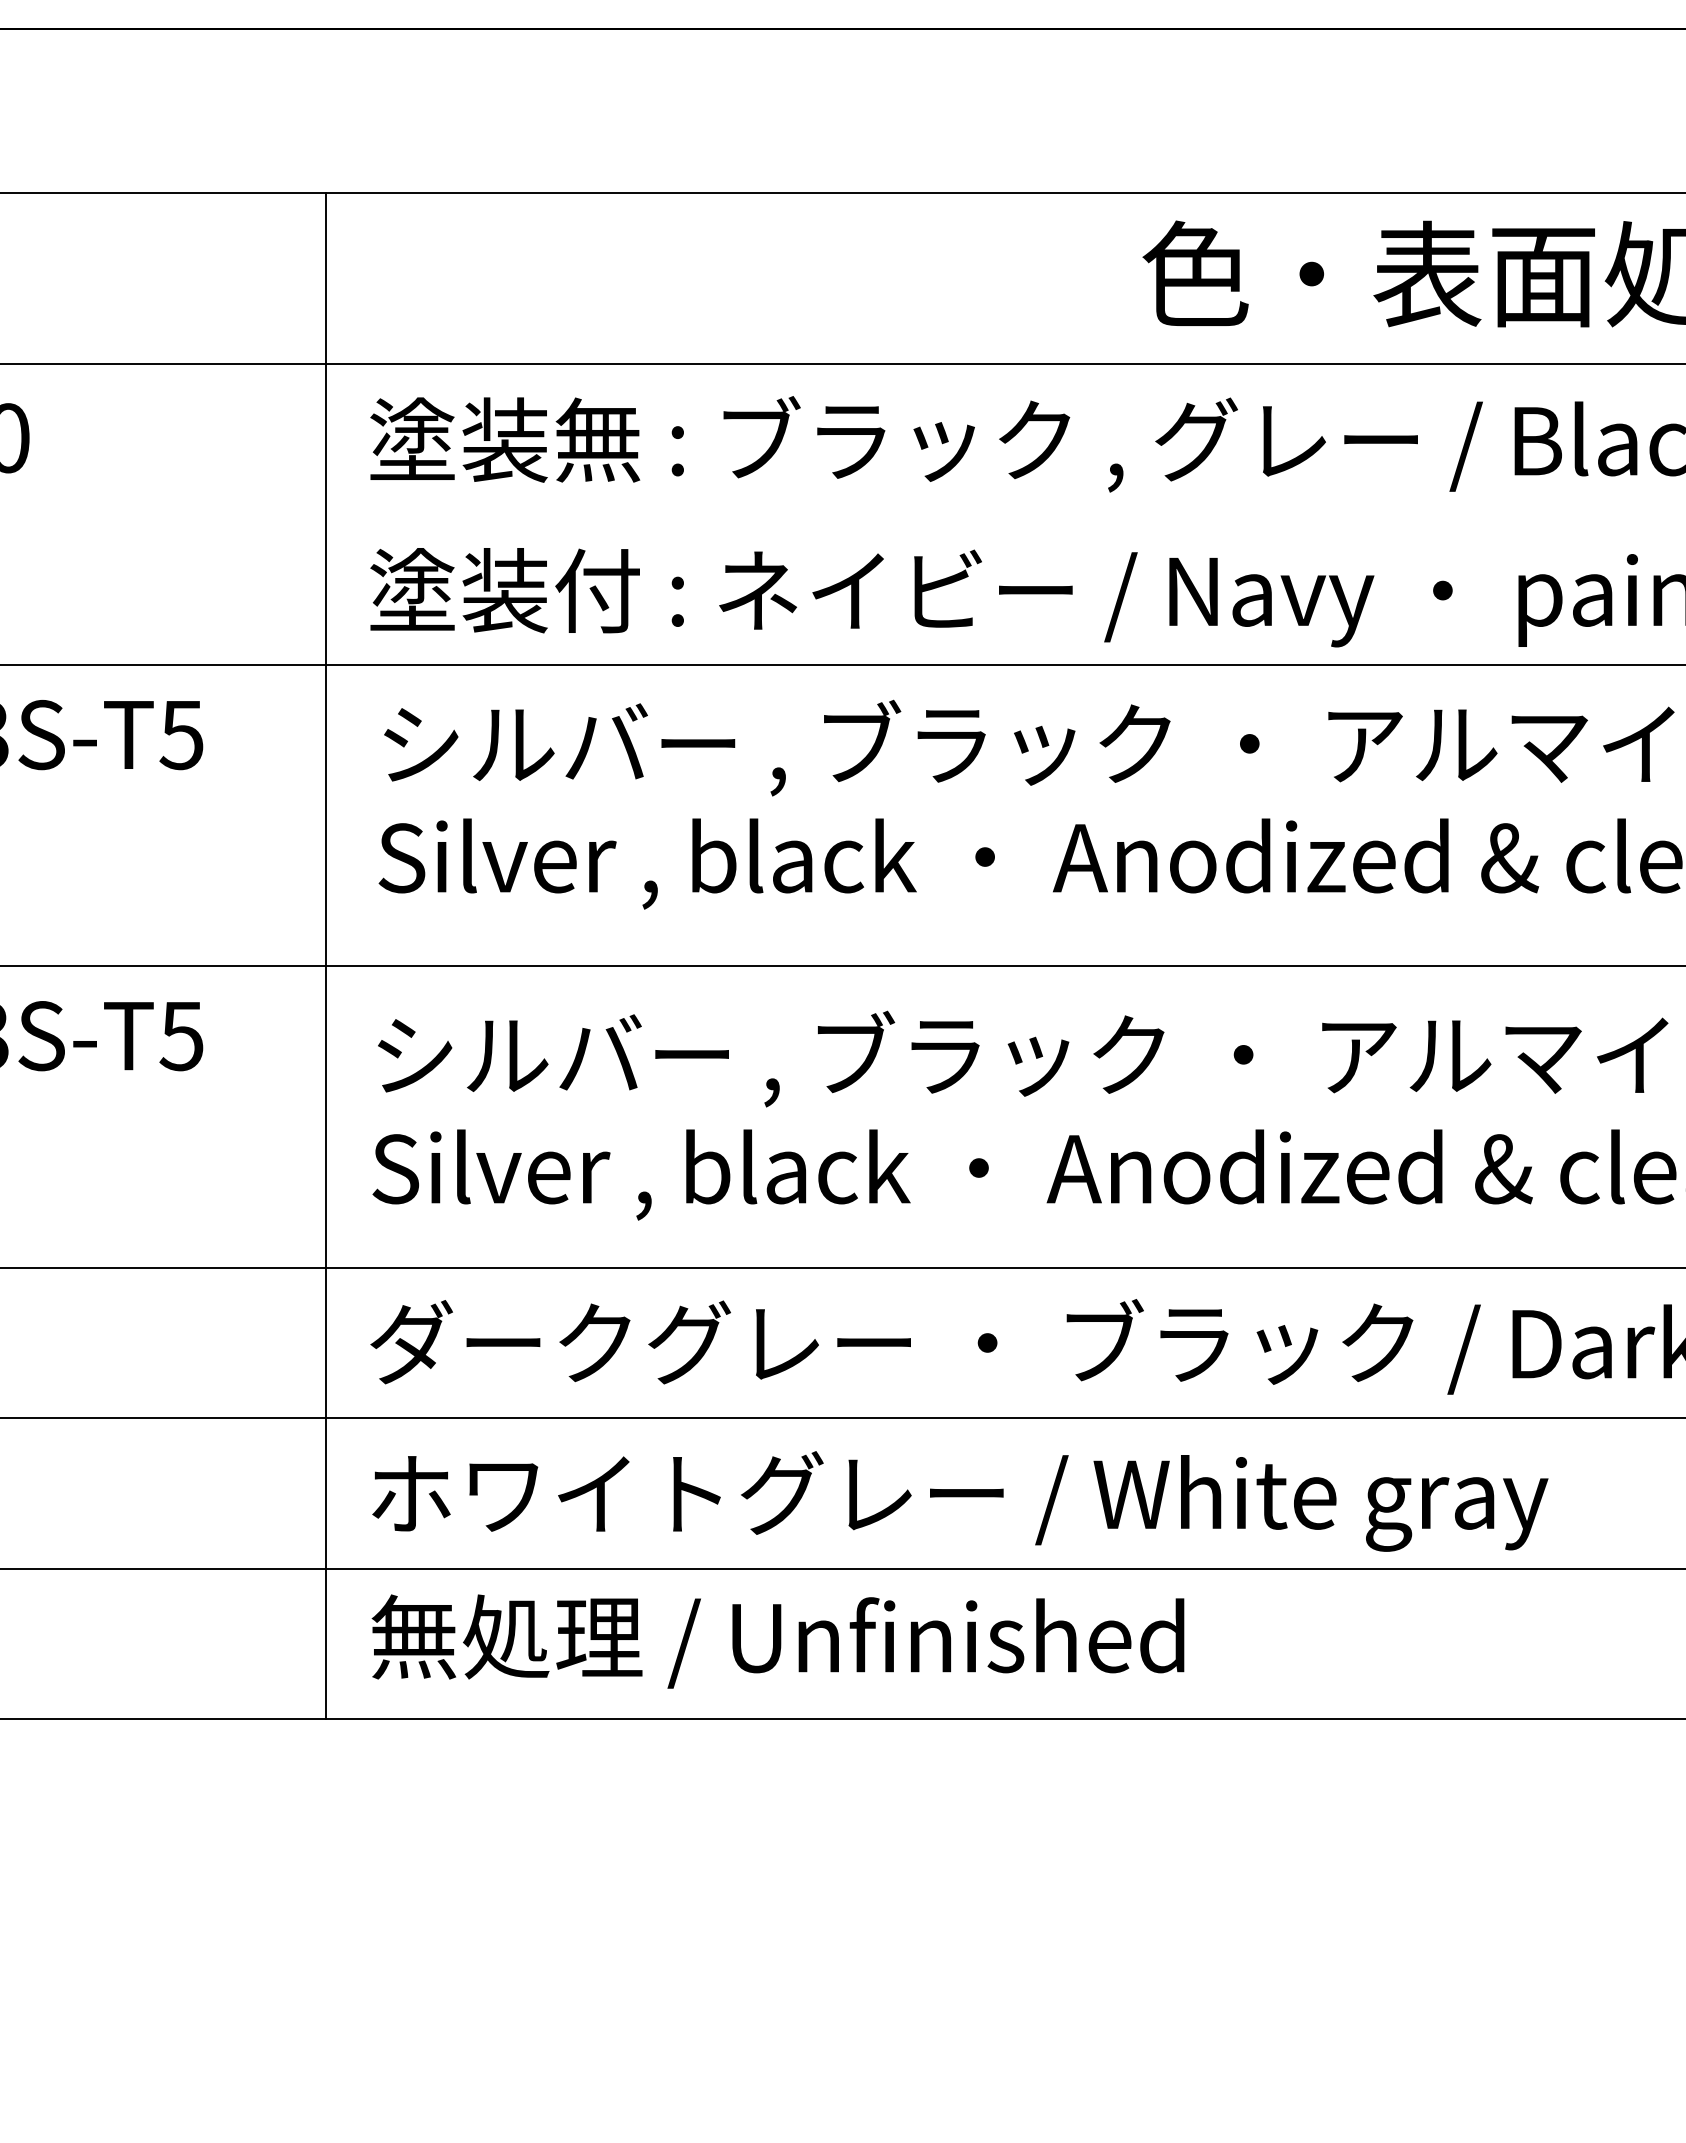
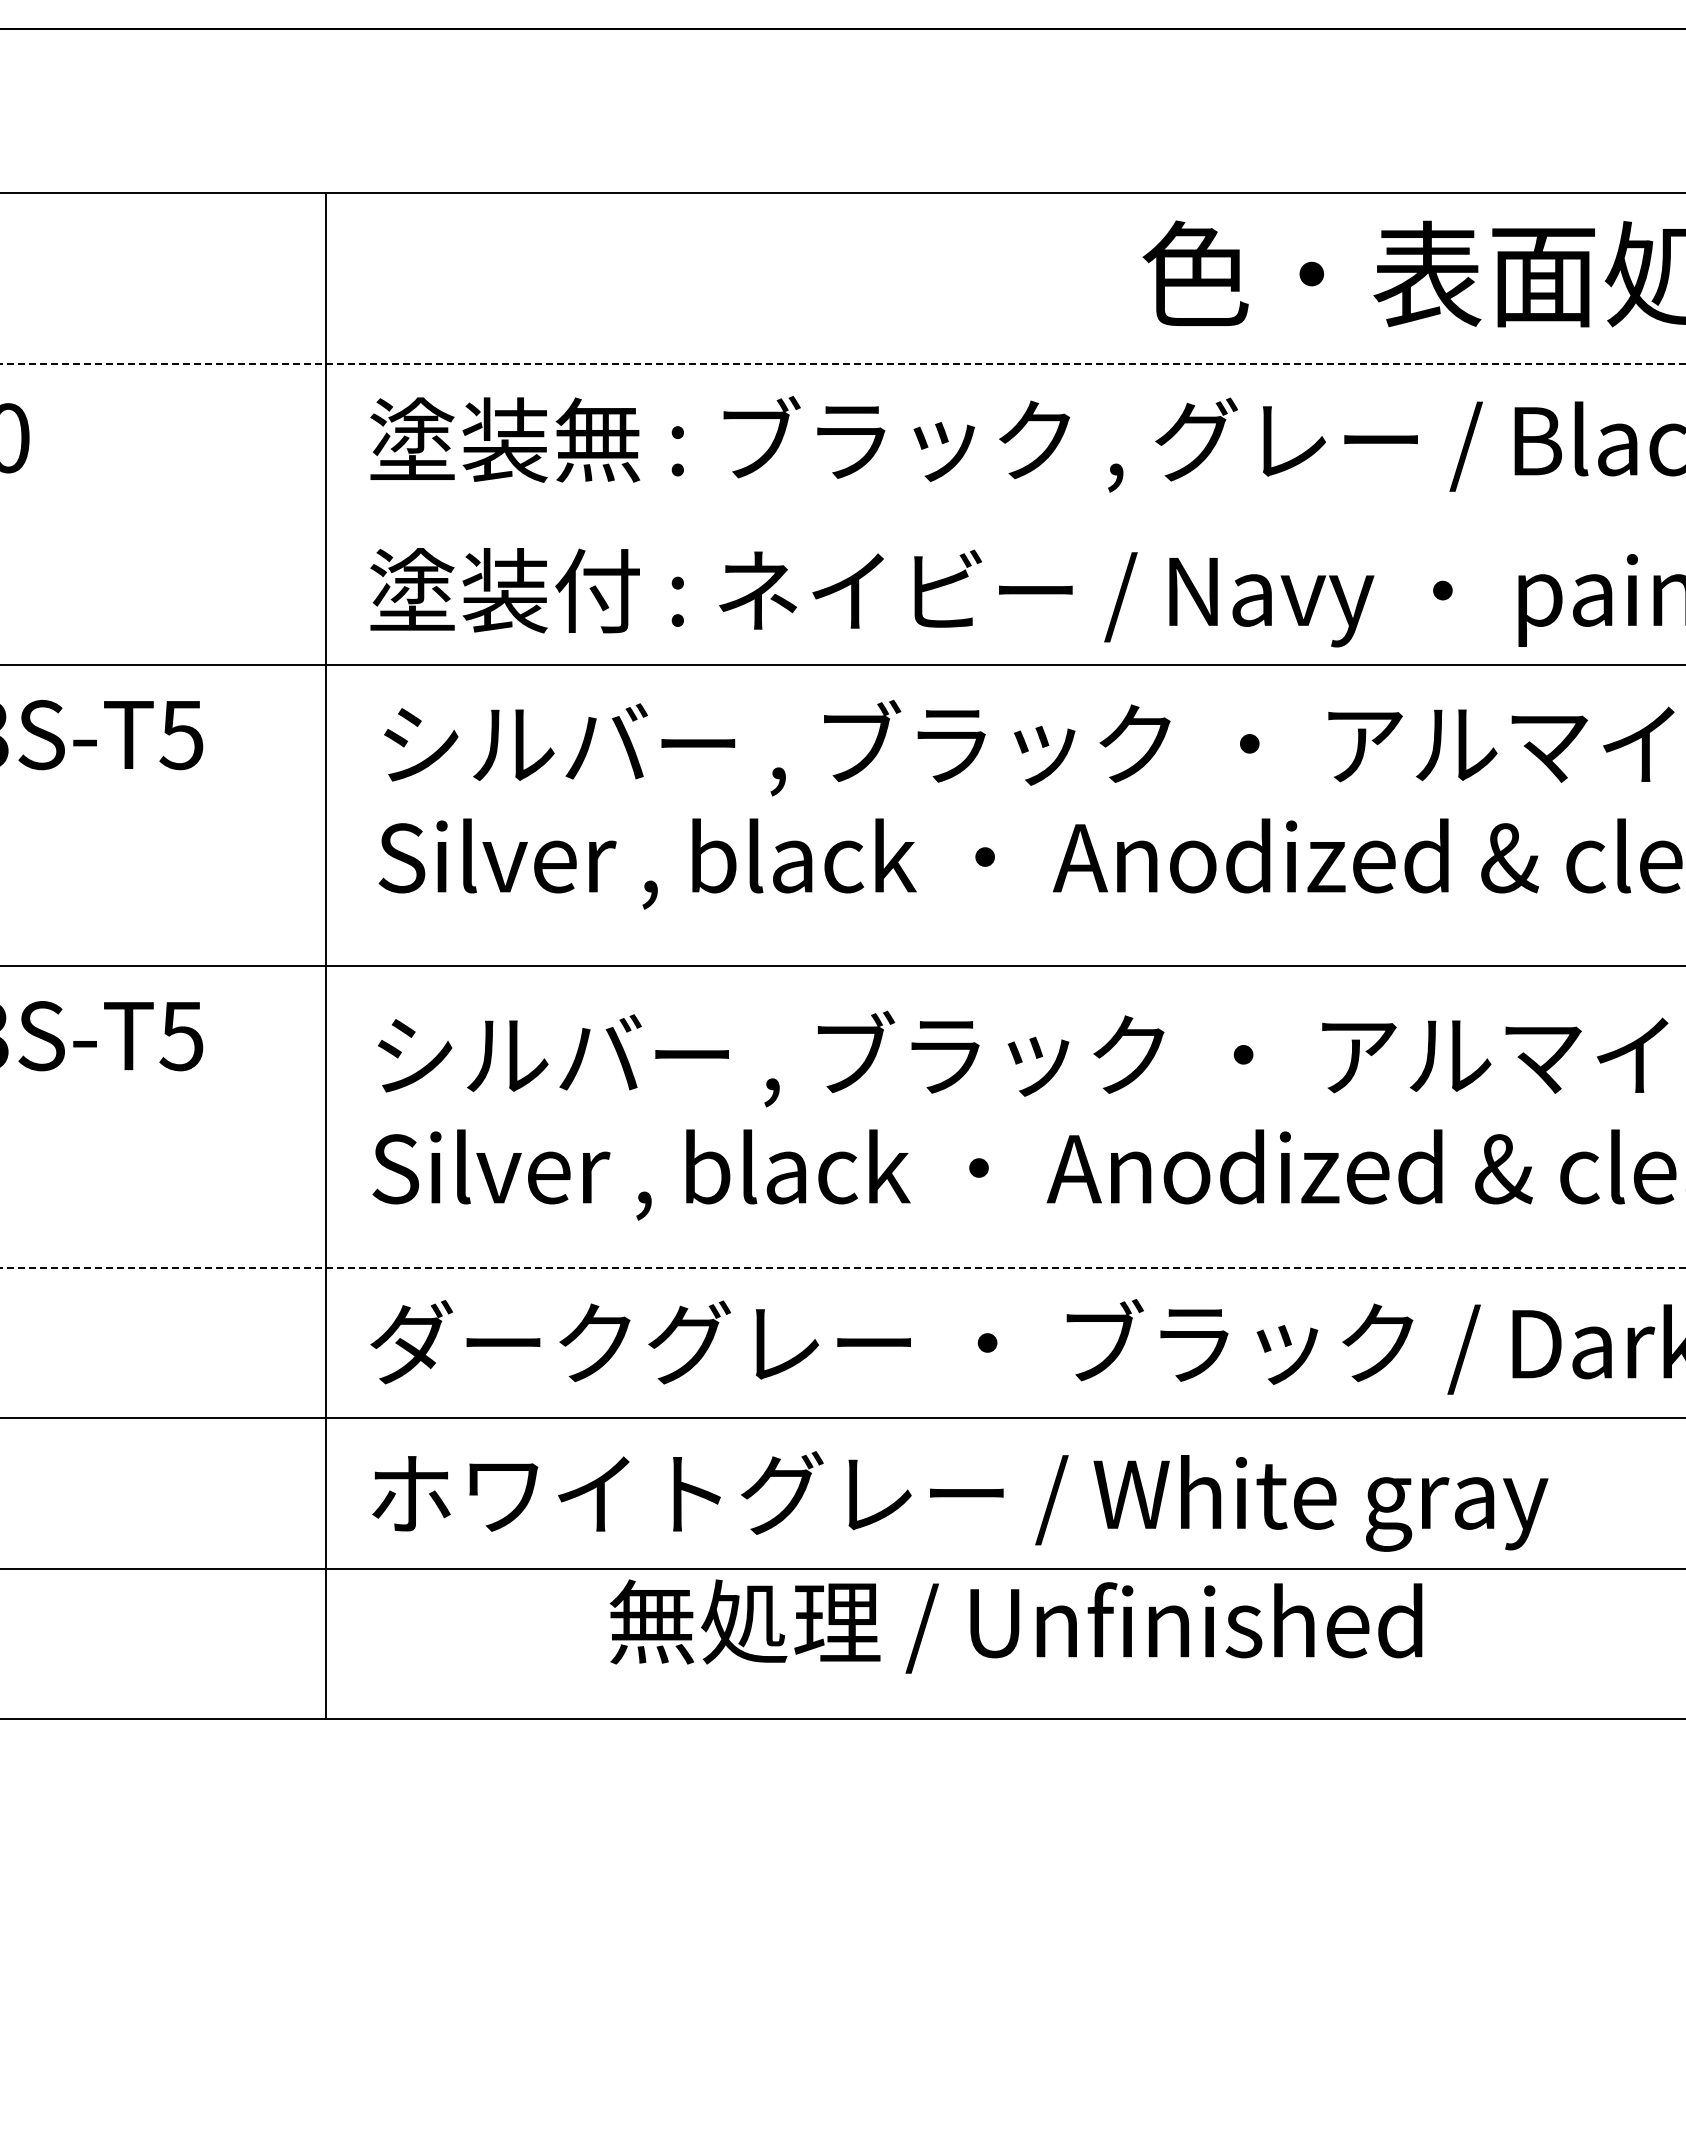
line: solid -> dashed (842, 364)
line: solid -> dashed (842, 1267)
text position: (777, 1641) -> (1015, 1626) (1015, 1626)
